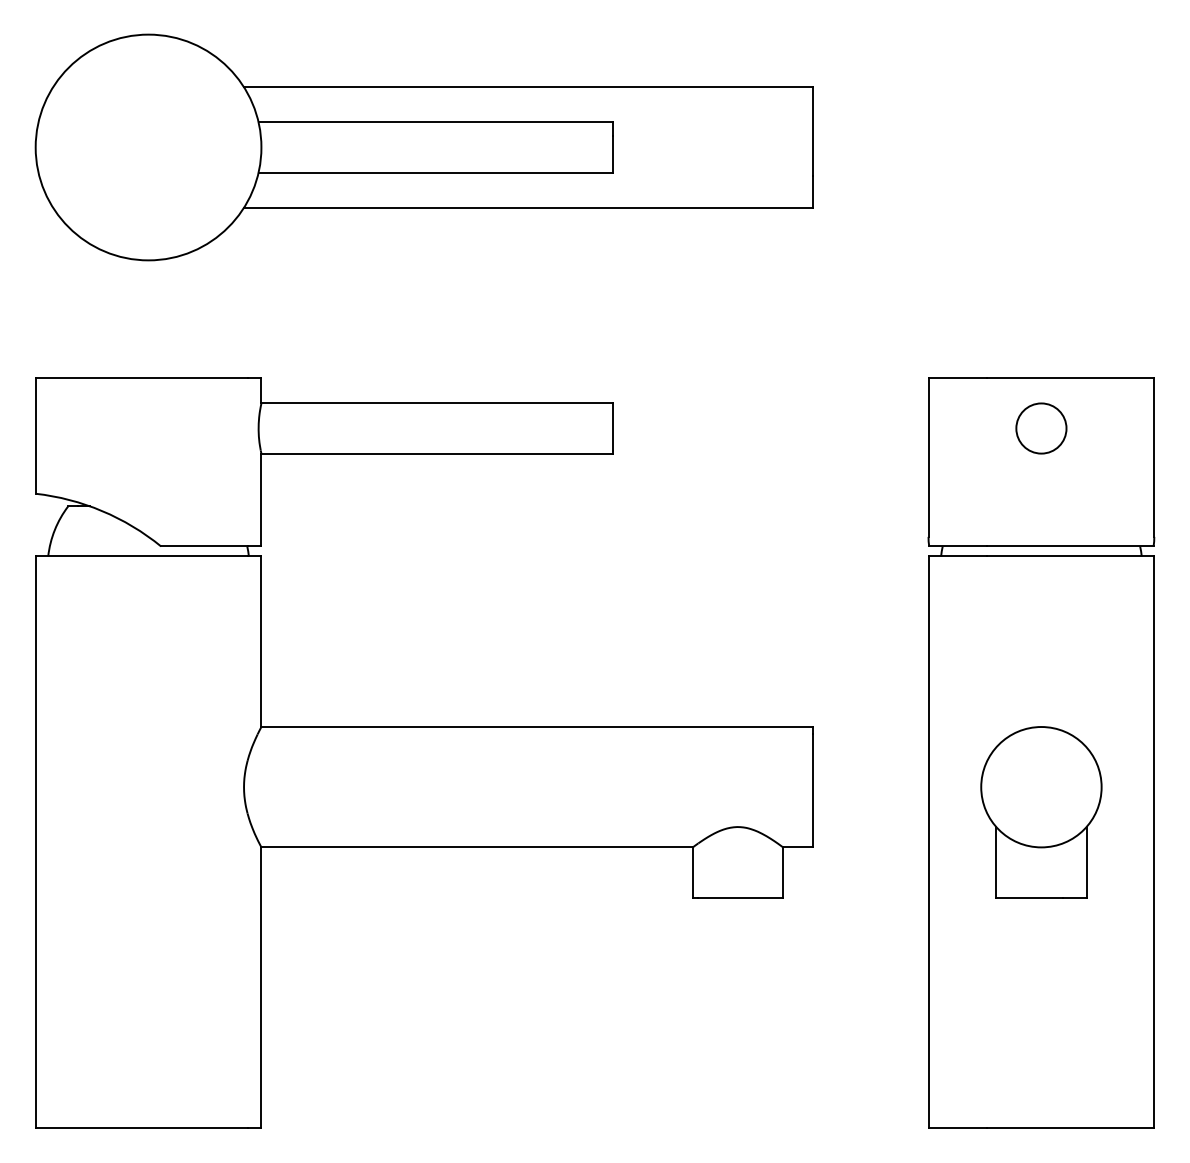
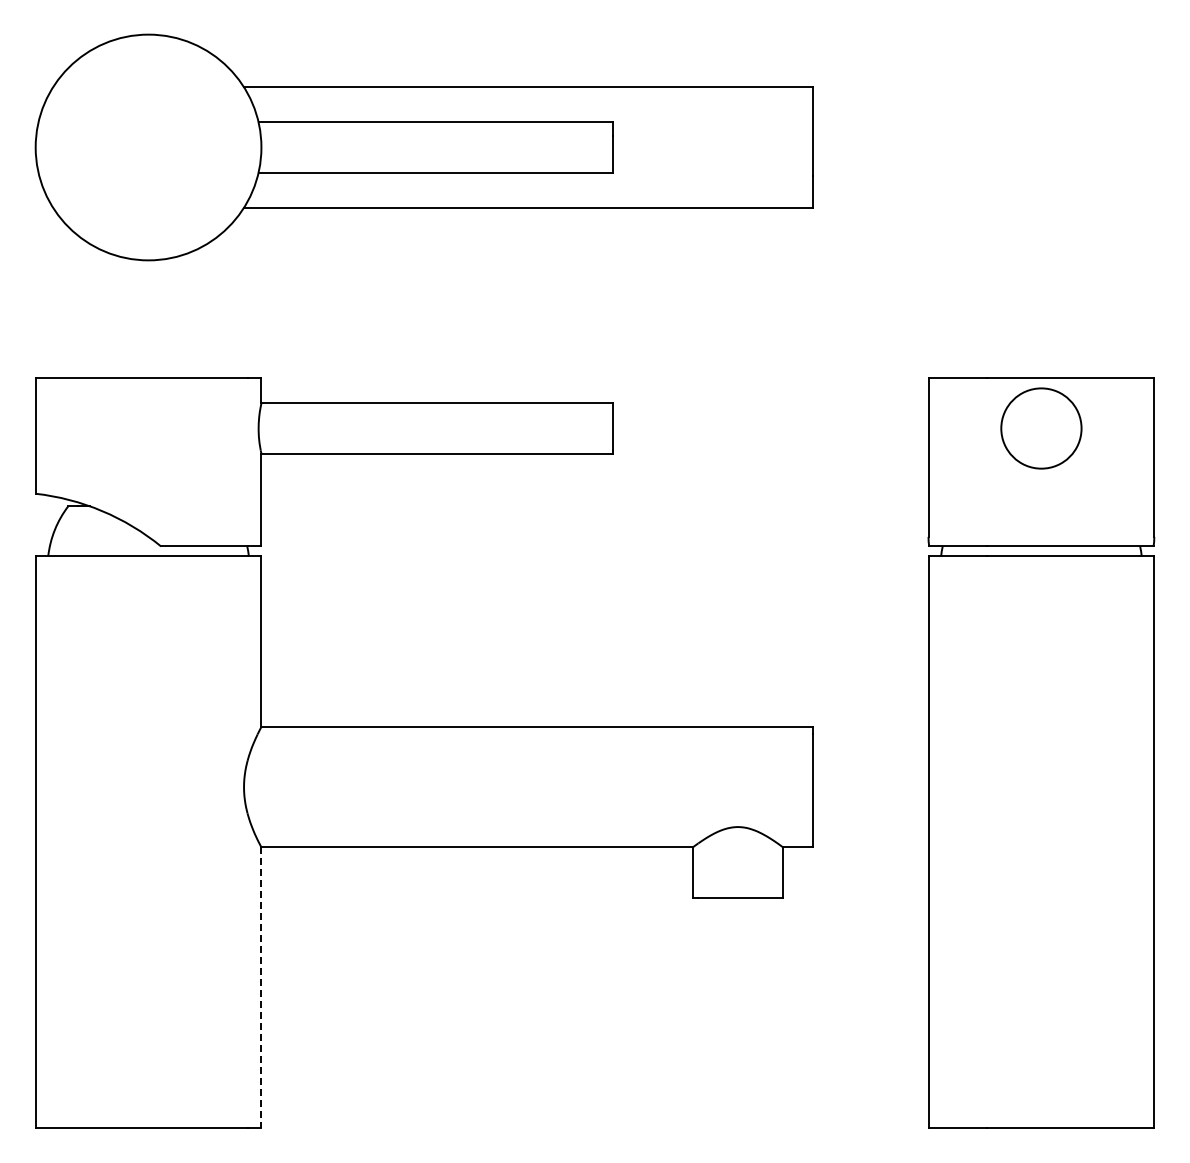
circle diameter: 50 px -> 80 px (1041, 428)
part: present -> none (1041, 812)
line: solid -> dashed (261, 988)
